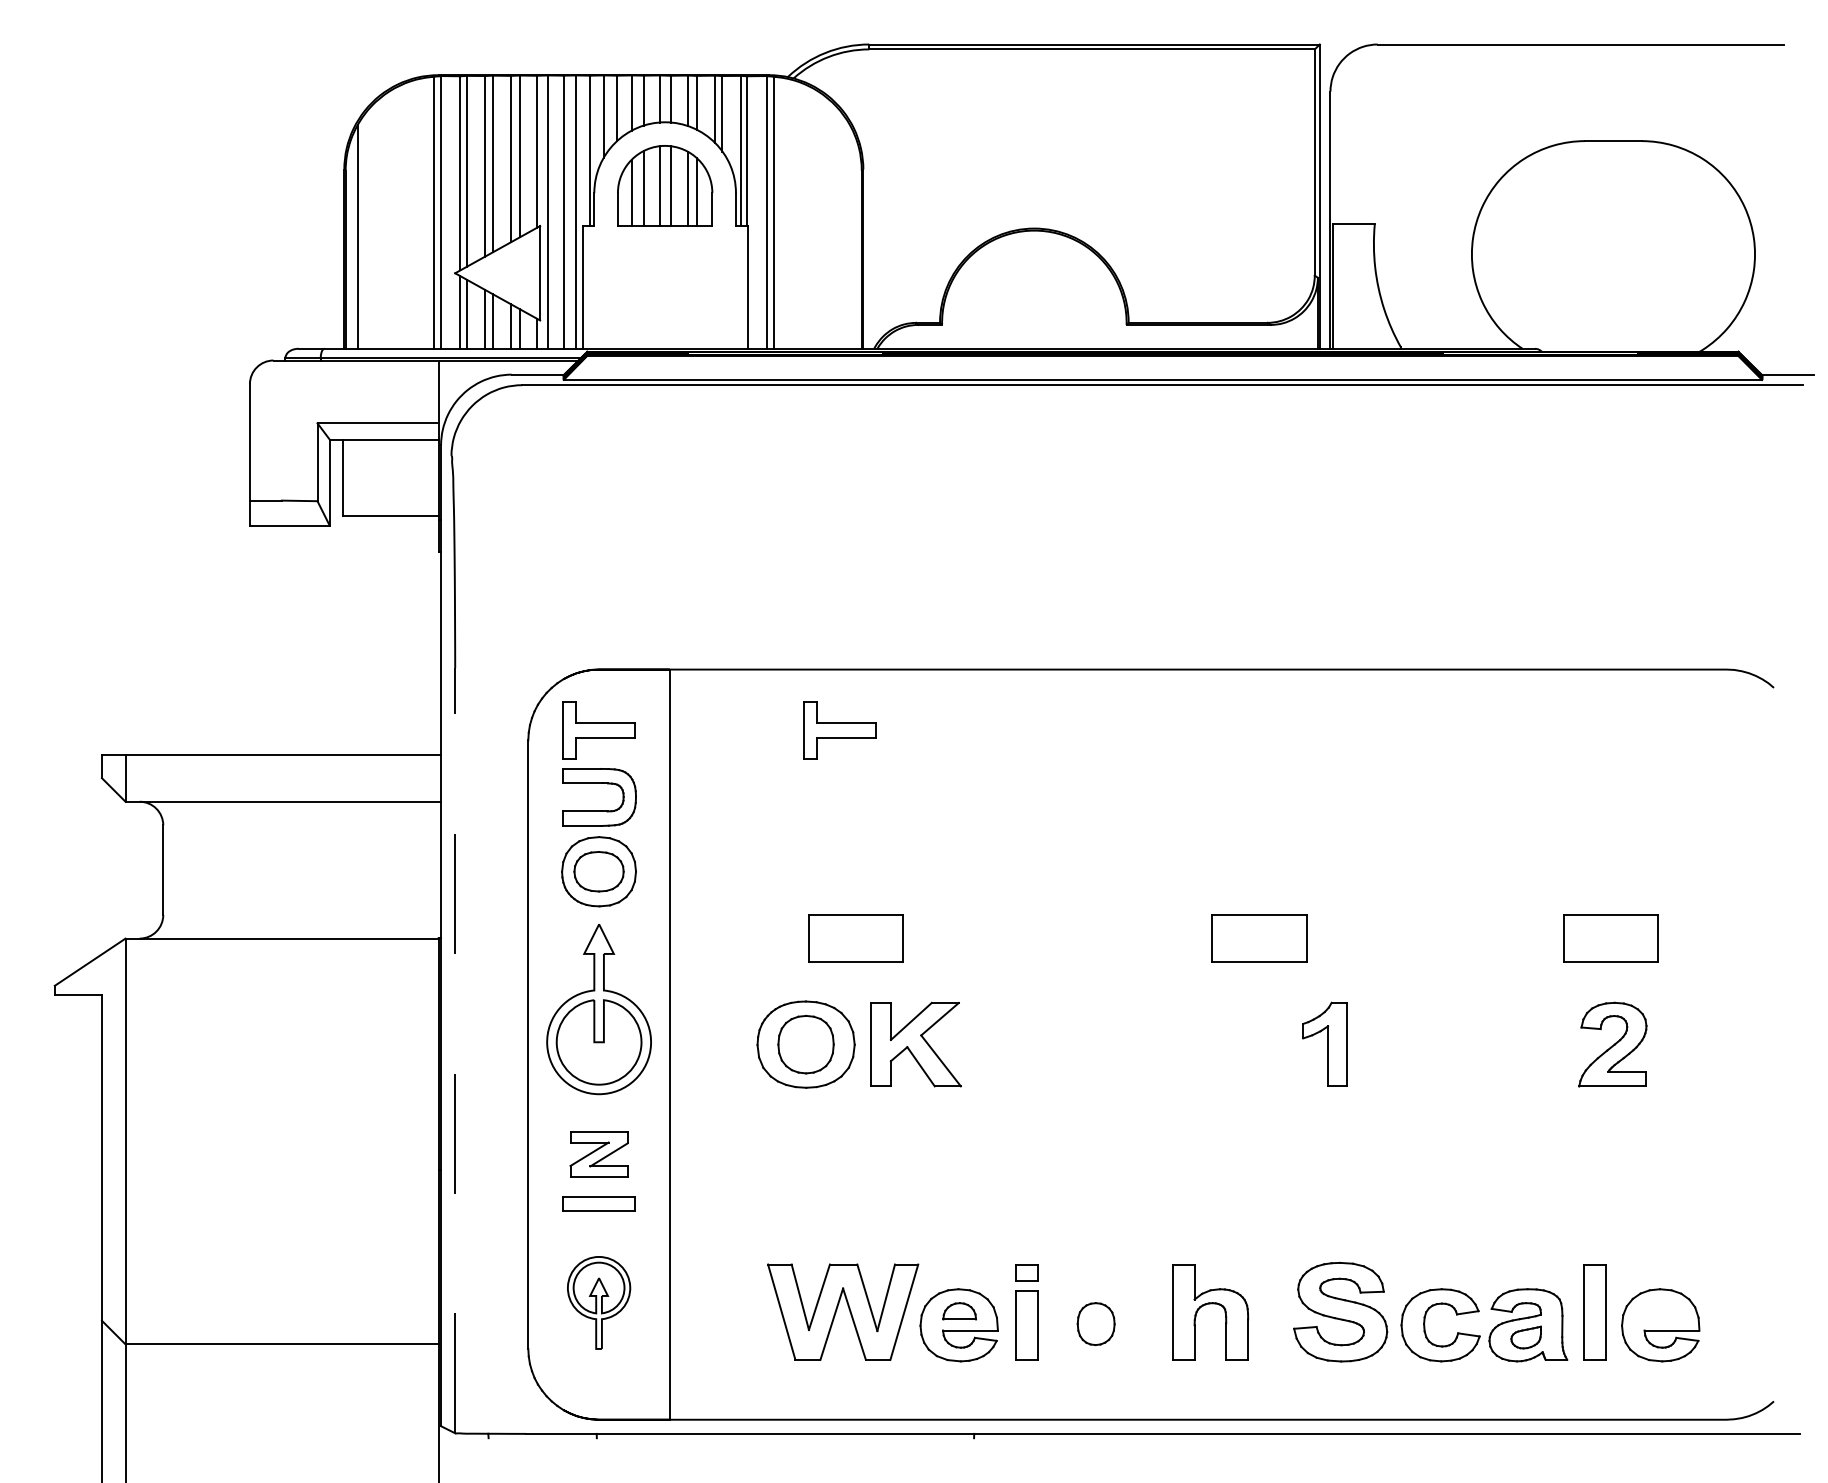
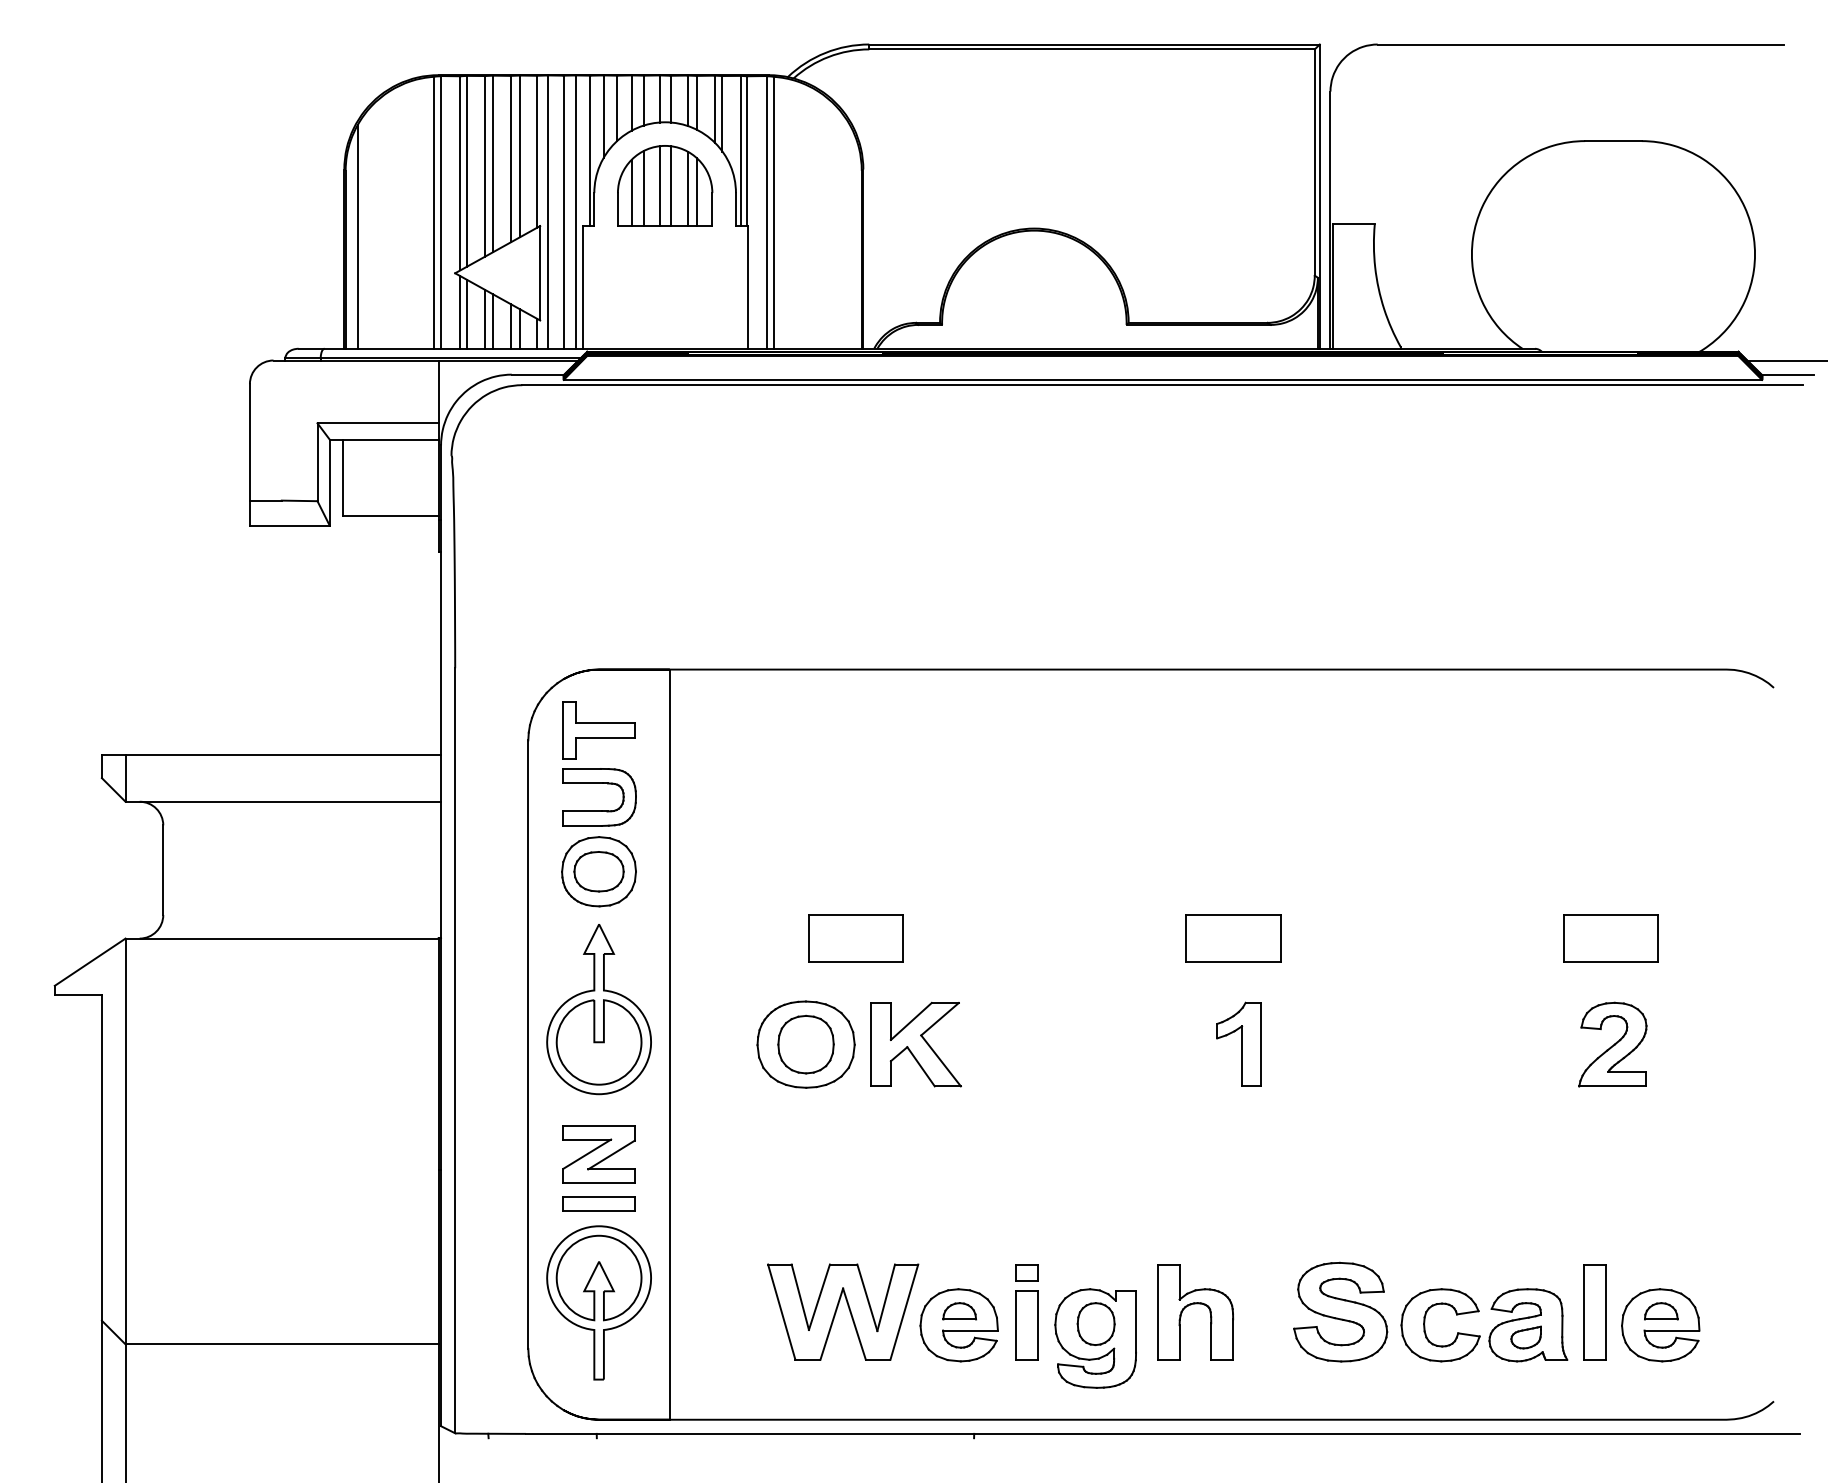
line: none -> present (1785, 360)
part: present -> none (839, 730)
part position: (1259, 938) -> (1233, 938) (1233, 938)
part position: (1324, 1043) -> (1238, 1043) (1238, 1043)
line: dashed -> solid (455, 1050)
part size: 60x47 px -> 74x59 px (598, 1154)
part size: 65x94 px -> 106x156 px (598, 1302)
part position: (1210, 1304) -> (1195, 1304) (1195, 1304)
part: none -> present (1661, 1311)
part: none -> present (1095, 1338)
